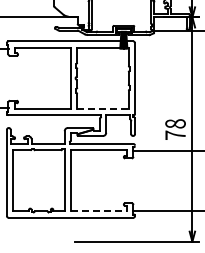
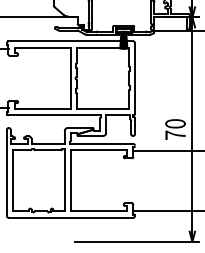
line: dashed -> solid (103, 108)
text: 78 -> 70 (175, 123)
line: dashed -> solid (99, 211)
